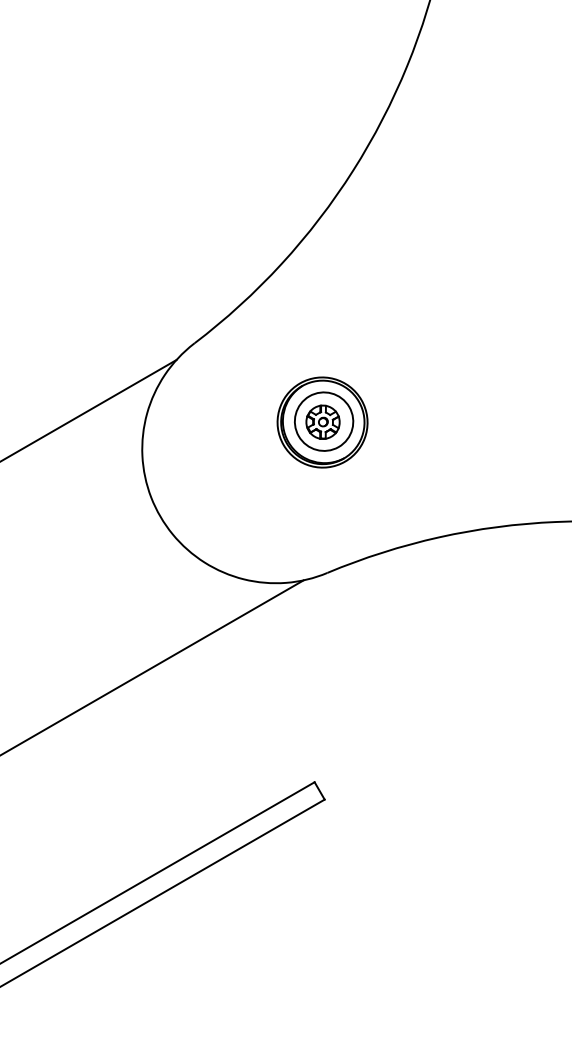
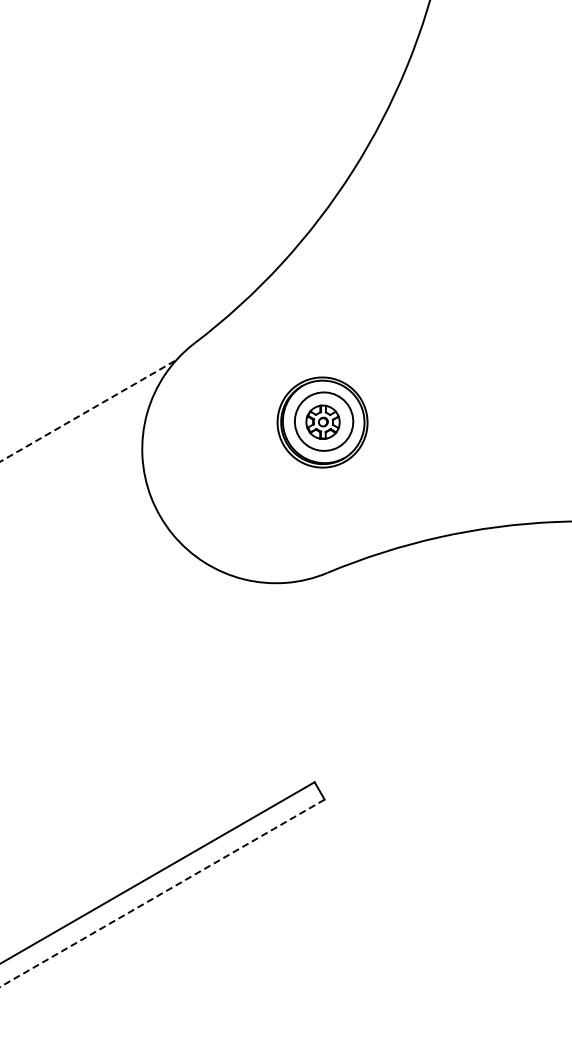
line: solid -> dashed (89, 410)
line: present -> none (152, 667)
line: solid -> dashed (161, 893)
